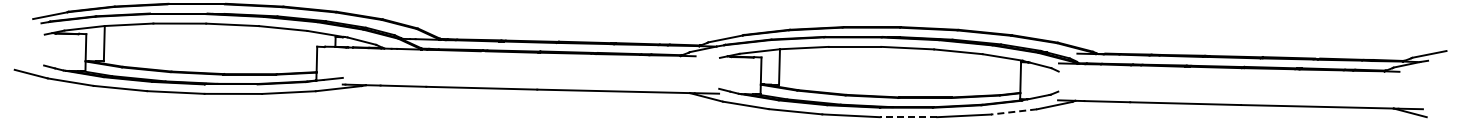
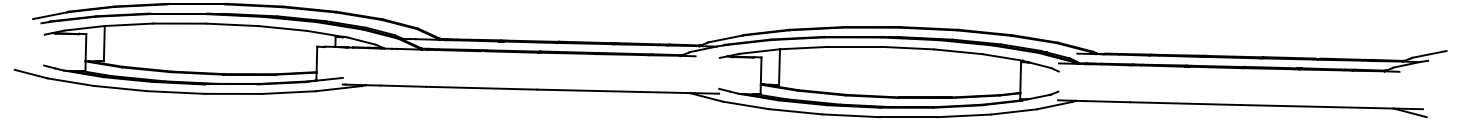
line: dashed -> solid (1013, 111)
line: dashed -> solid (908, 117)
